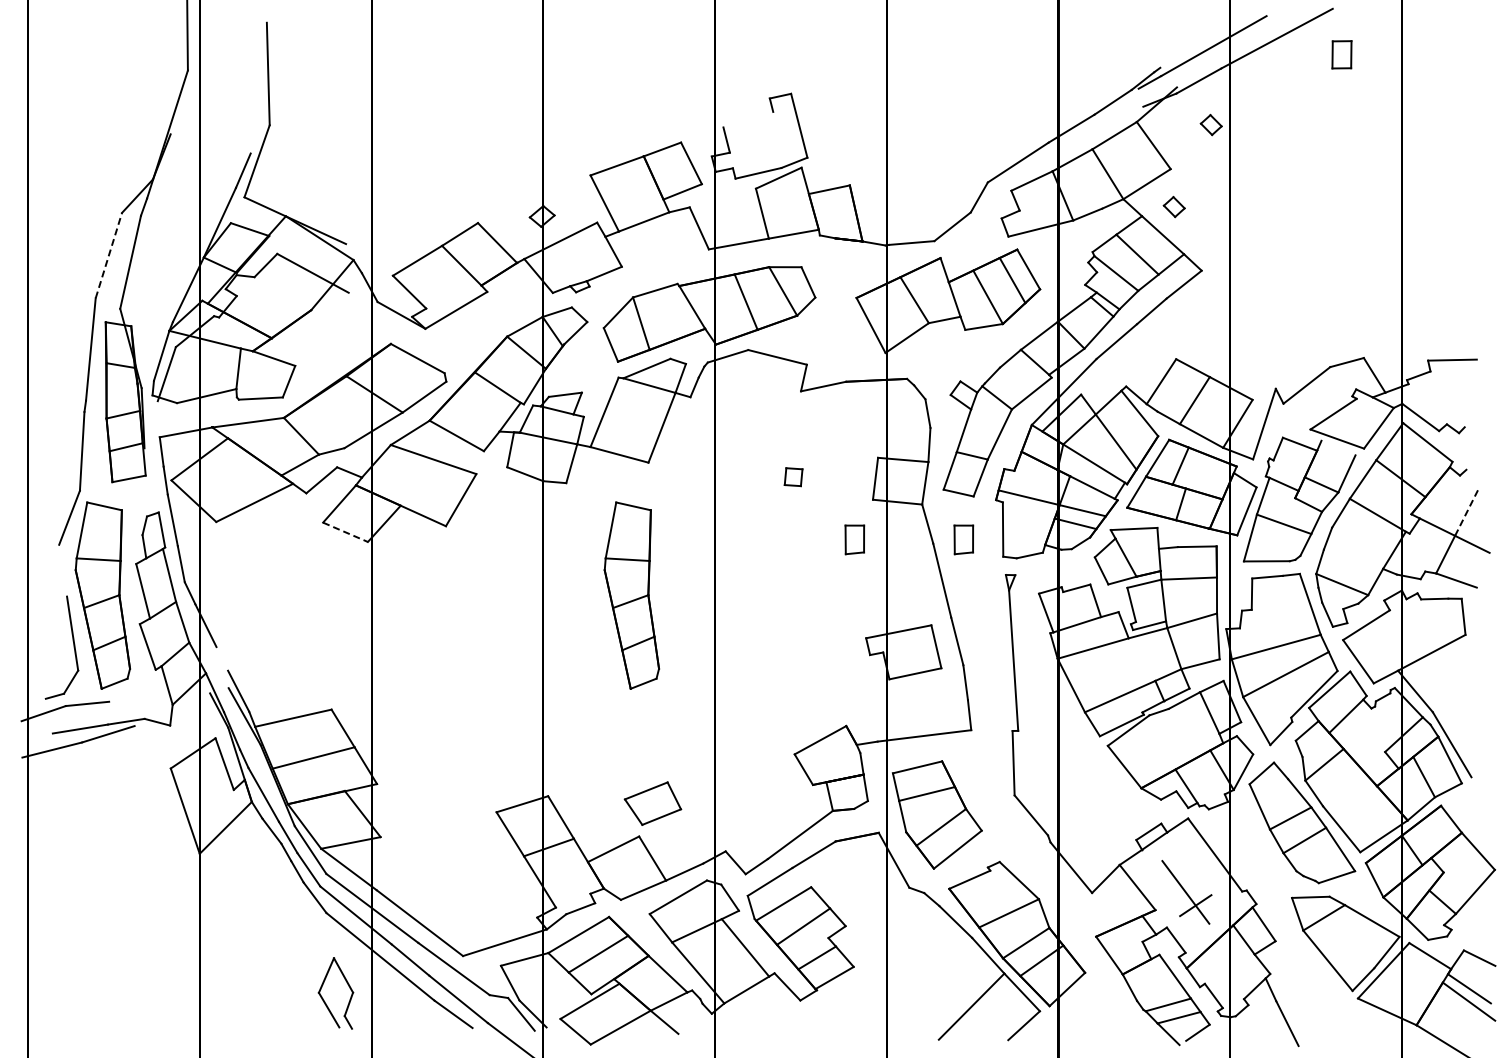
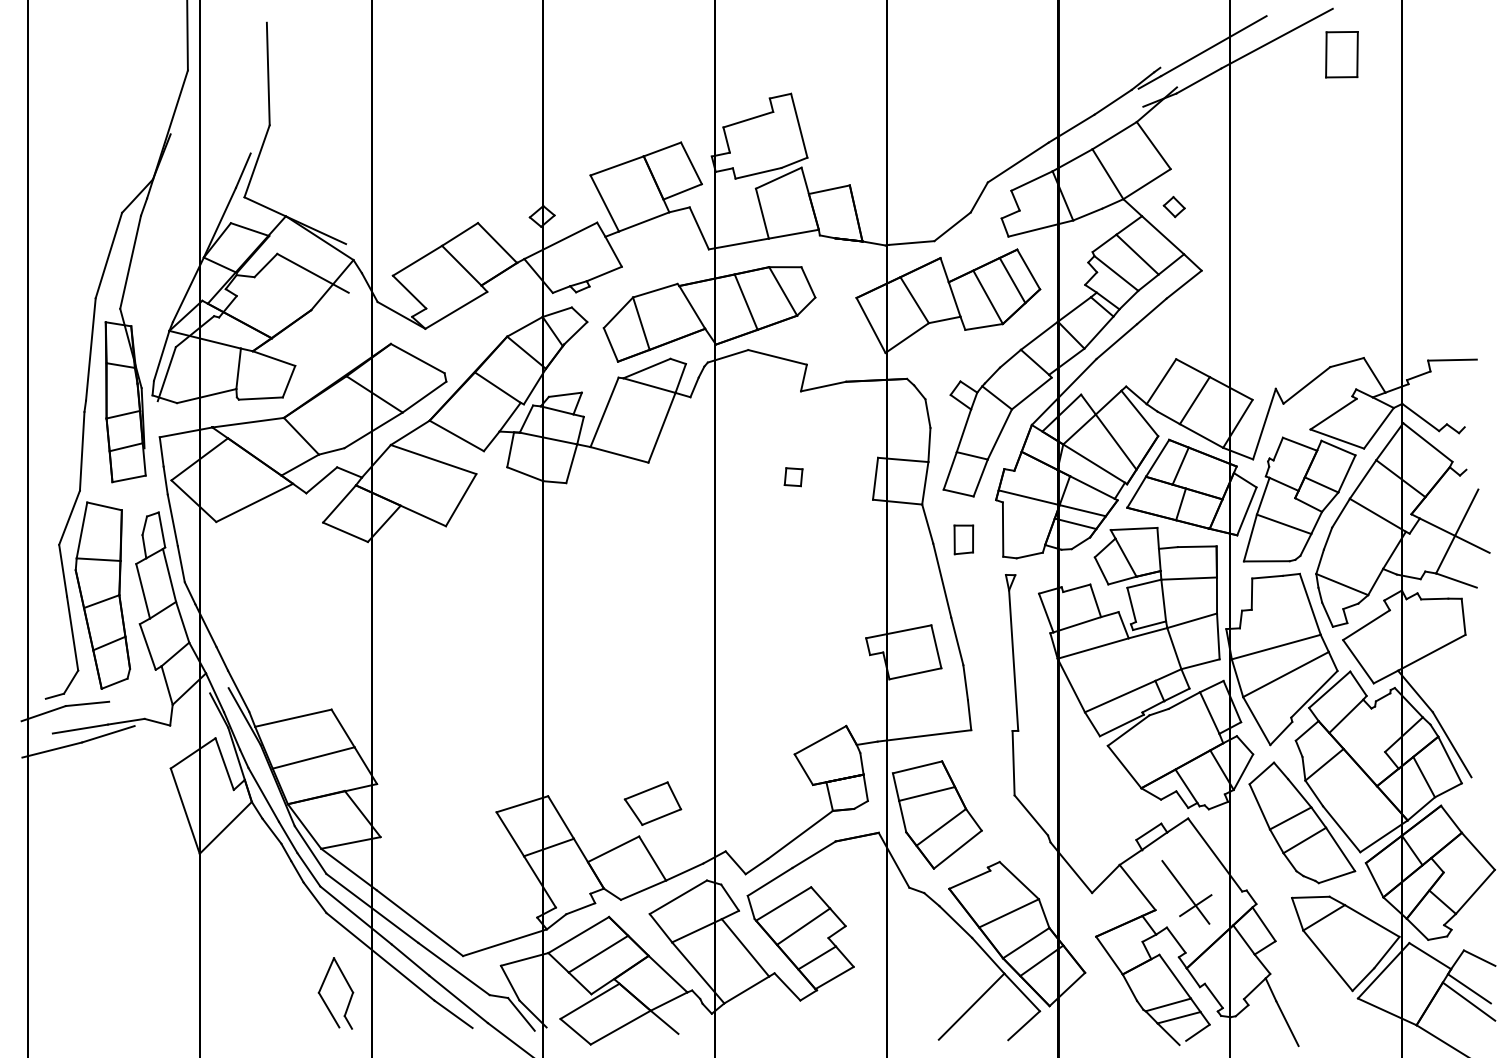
part size: 22x30 px -> 34x48 px (1341, 54)
line: none -> present (748, 119)
part: present -> none (1210, 125)
line: dashed -> solid (108, 255)
line: none -> present (1338, 447)
line: dashed -> solid (1466, 512)
line: dashed -> solid (345, 532)
part: present -> none (854, 539)
line: none -> present (63, 570)
part: present -> none (631, 595)
line: none -> present (222, 658)
